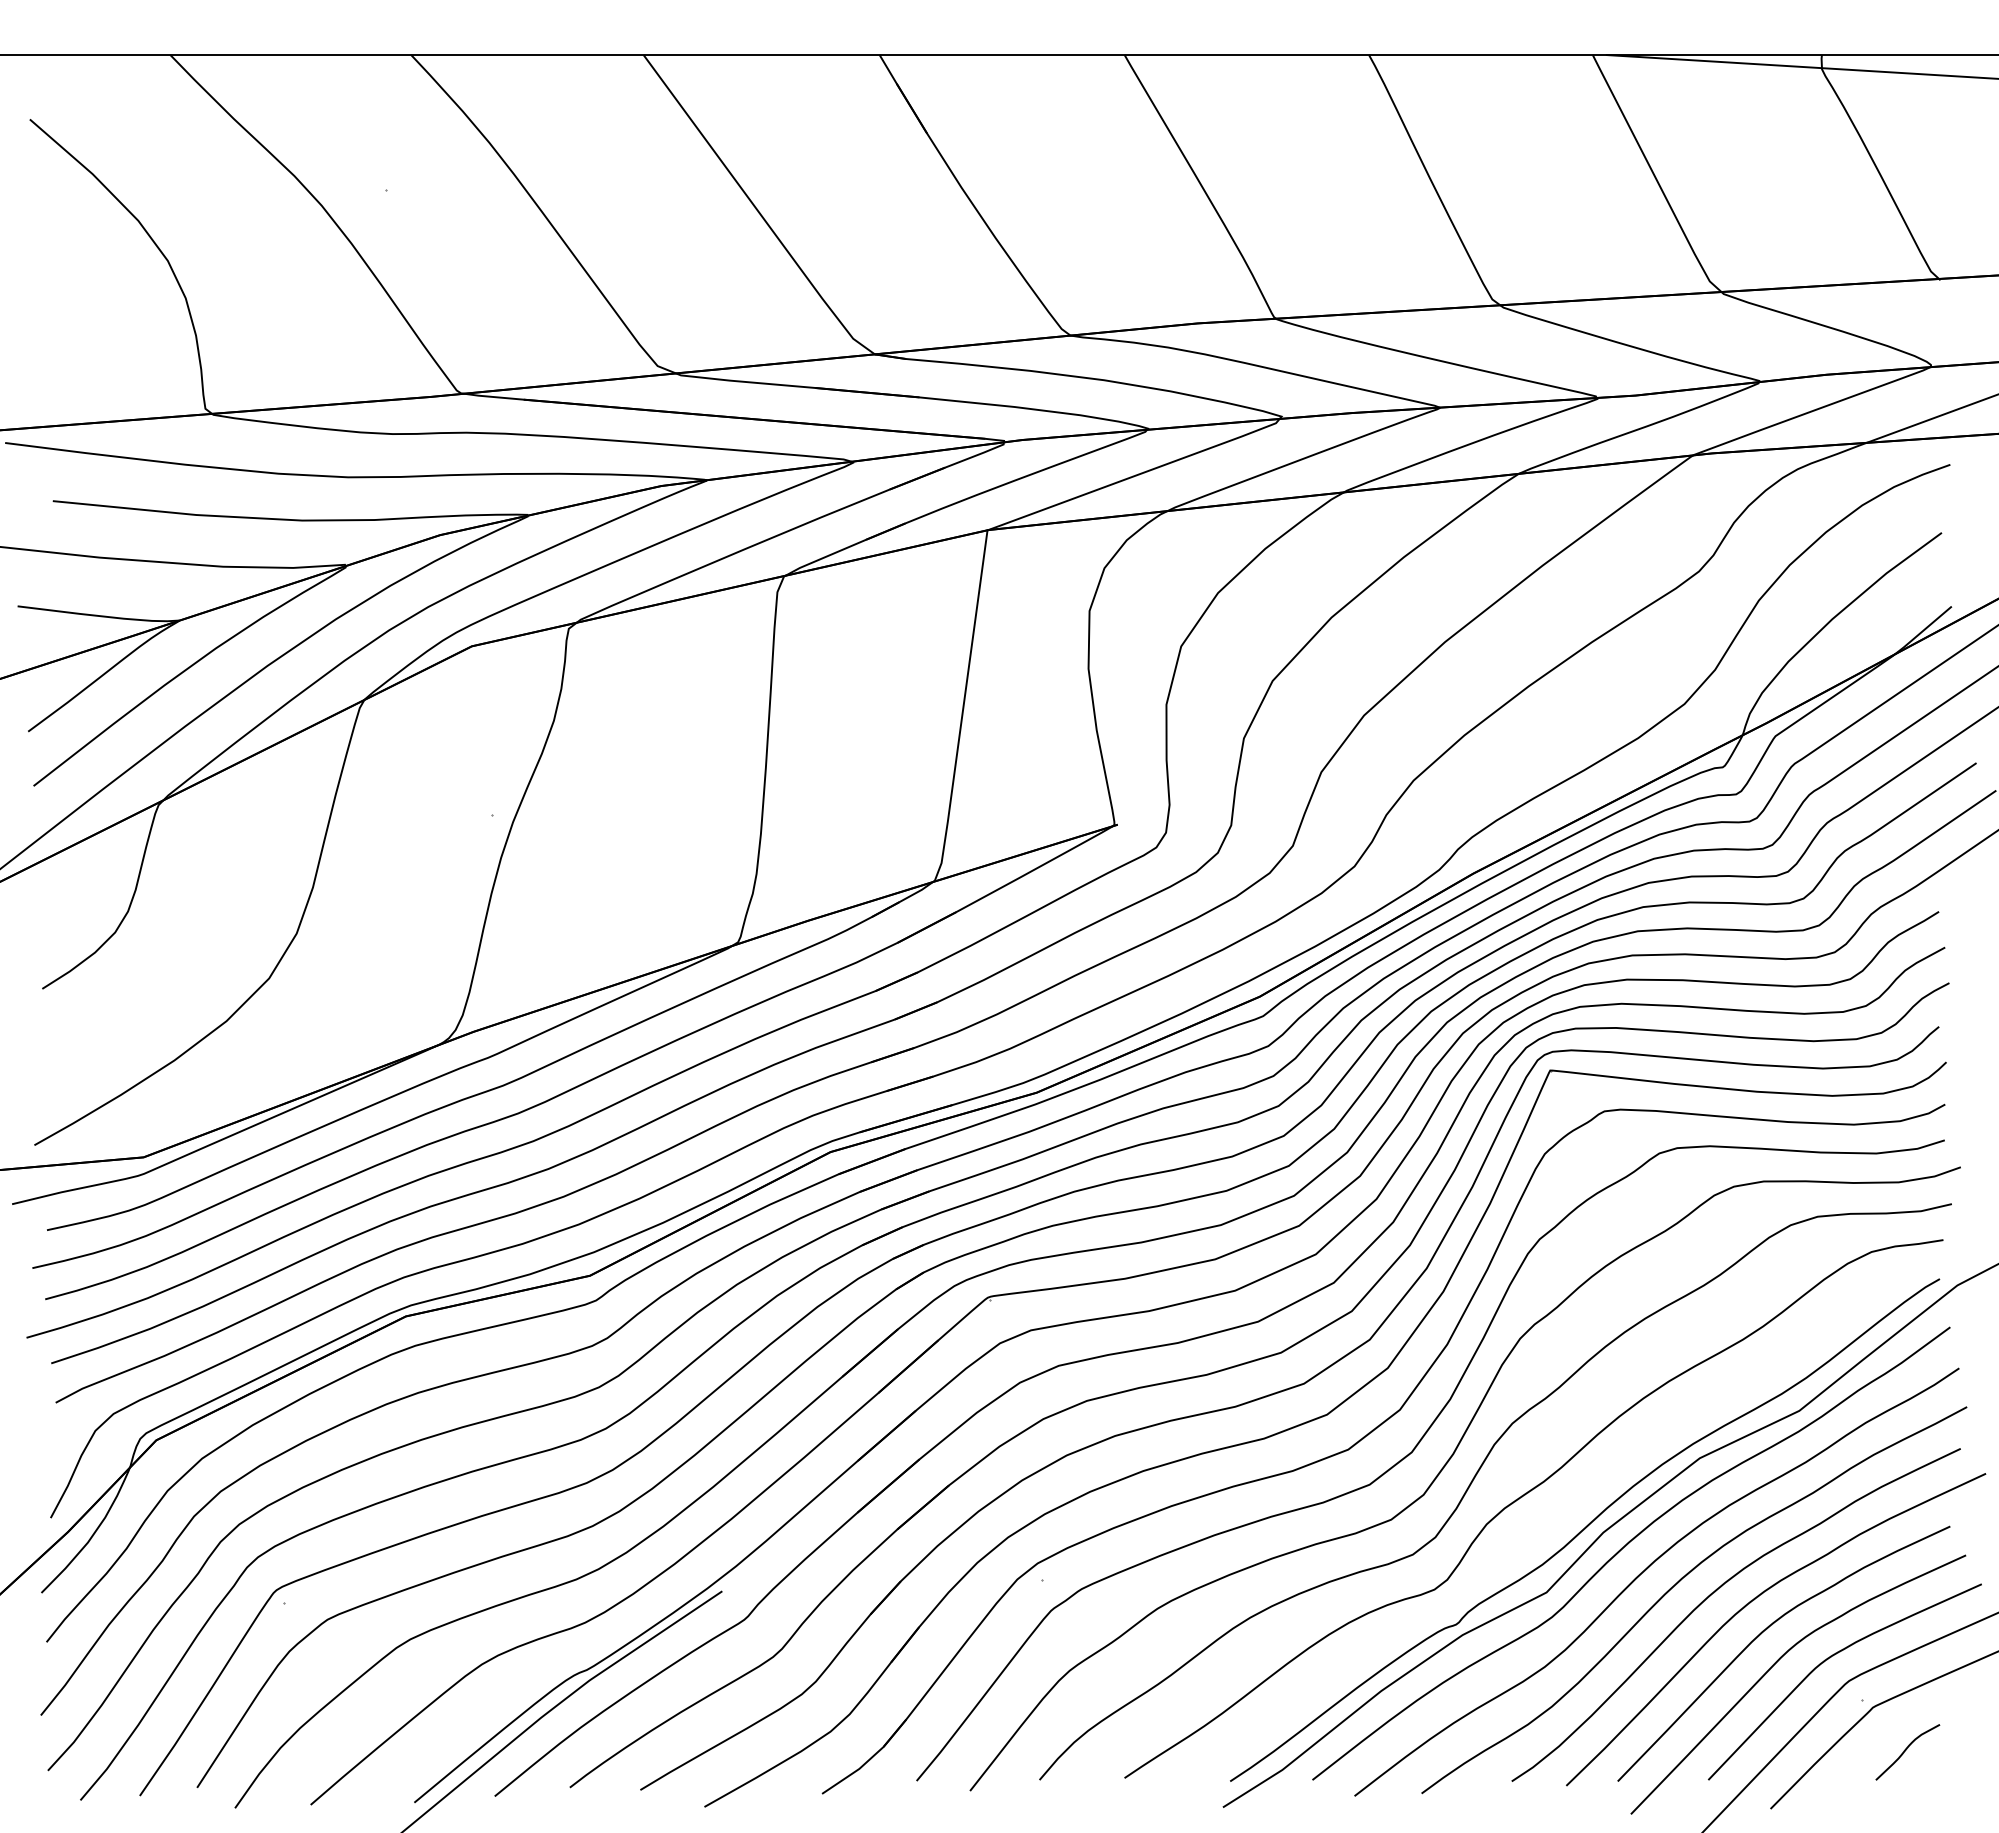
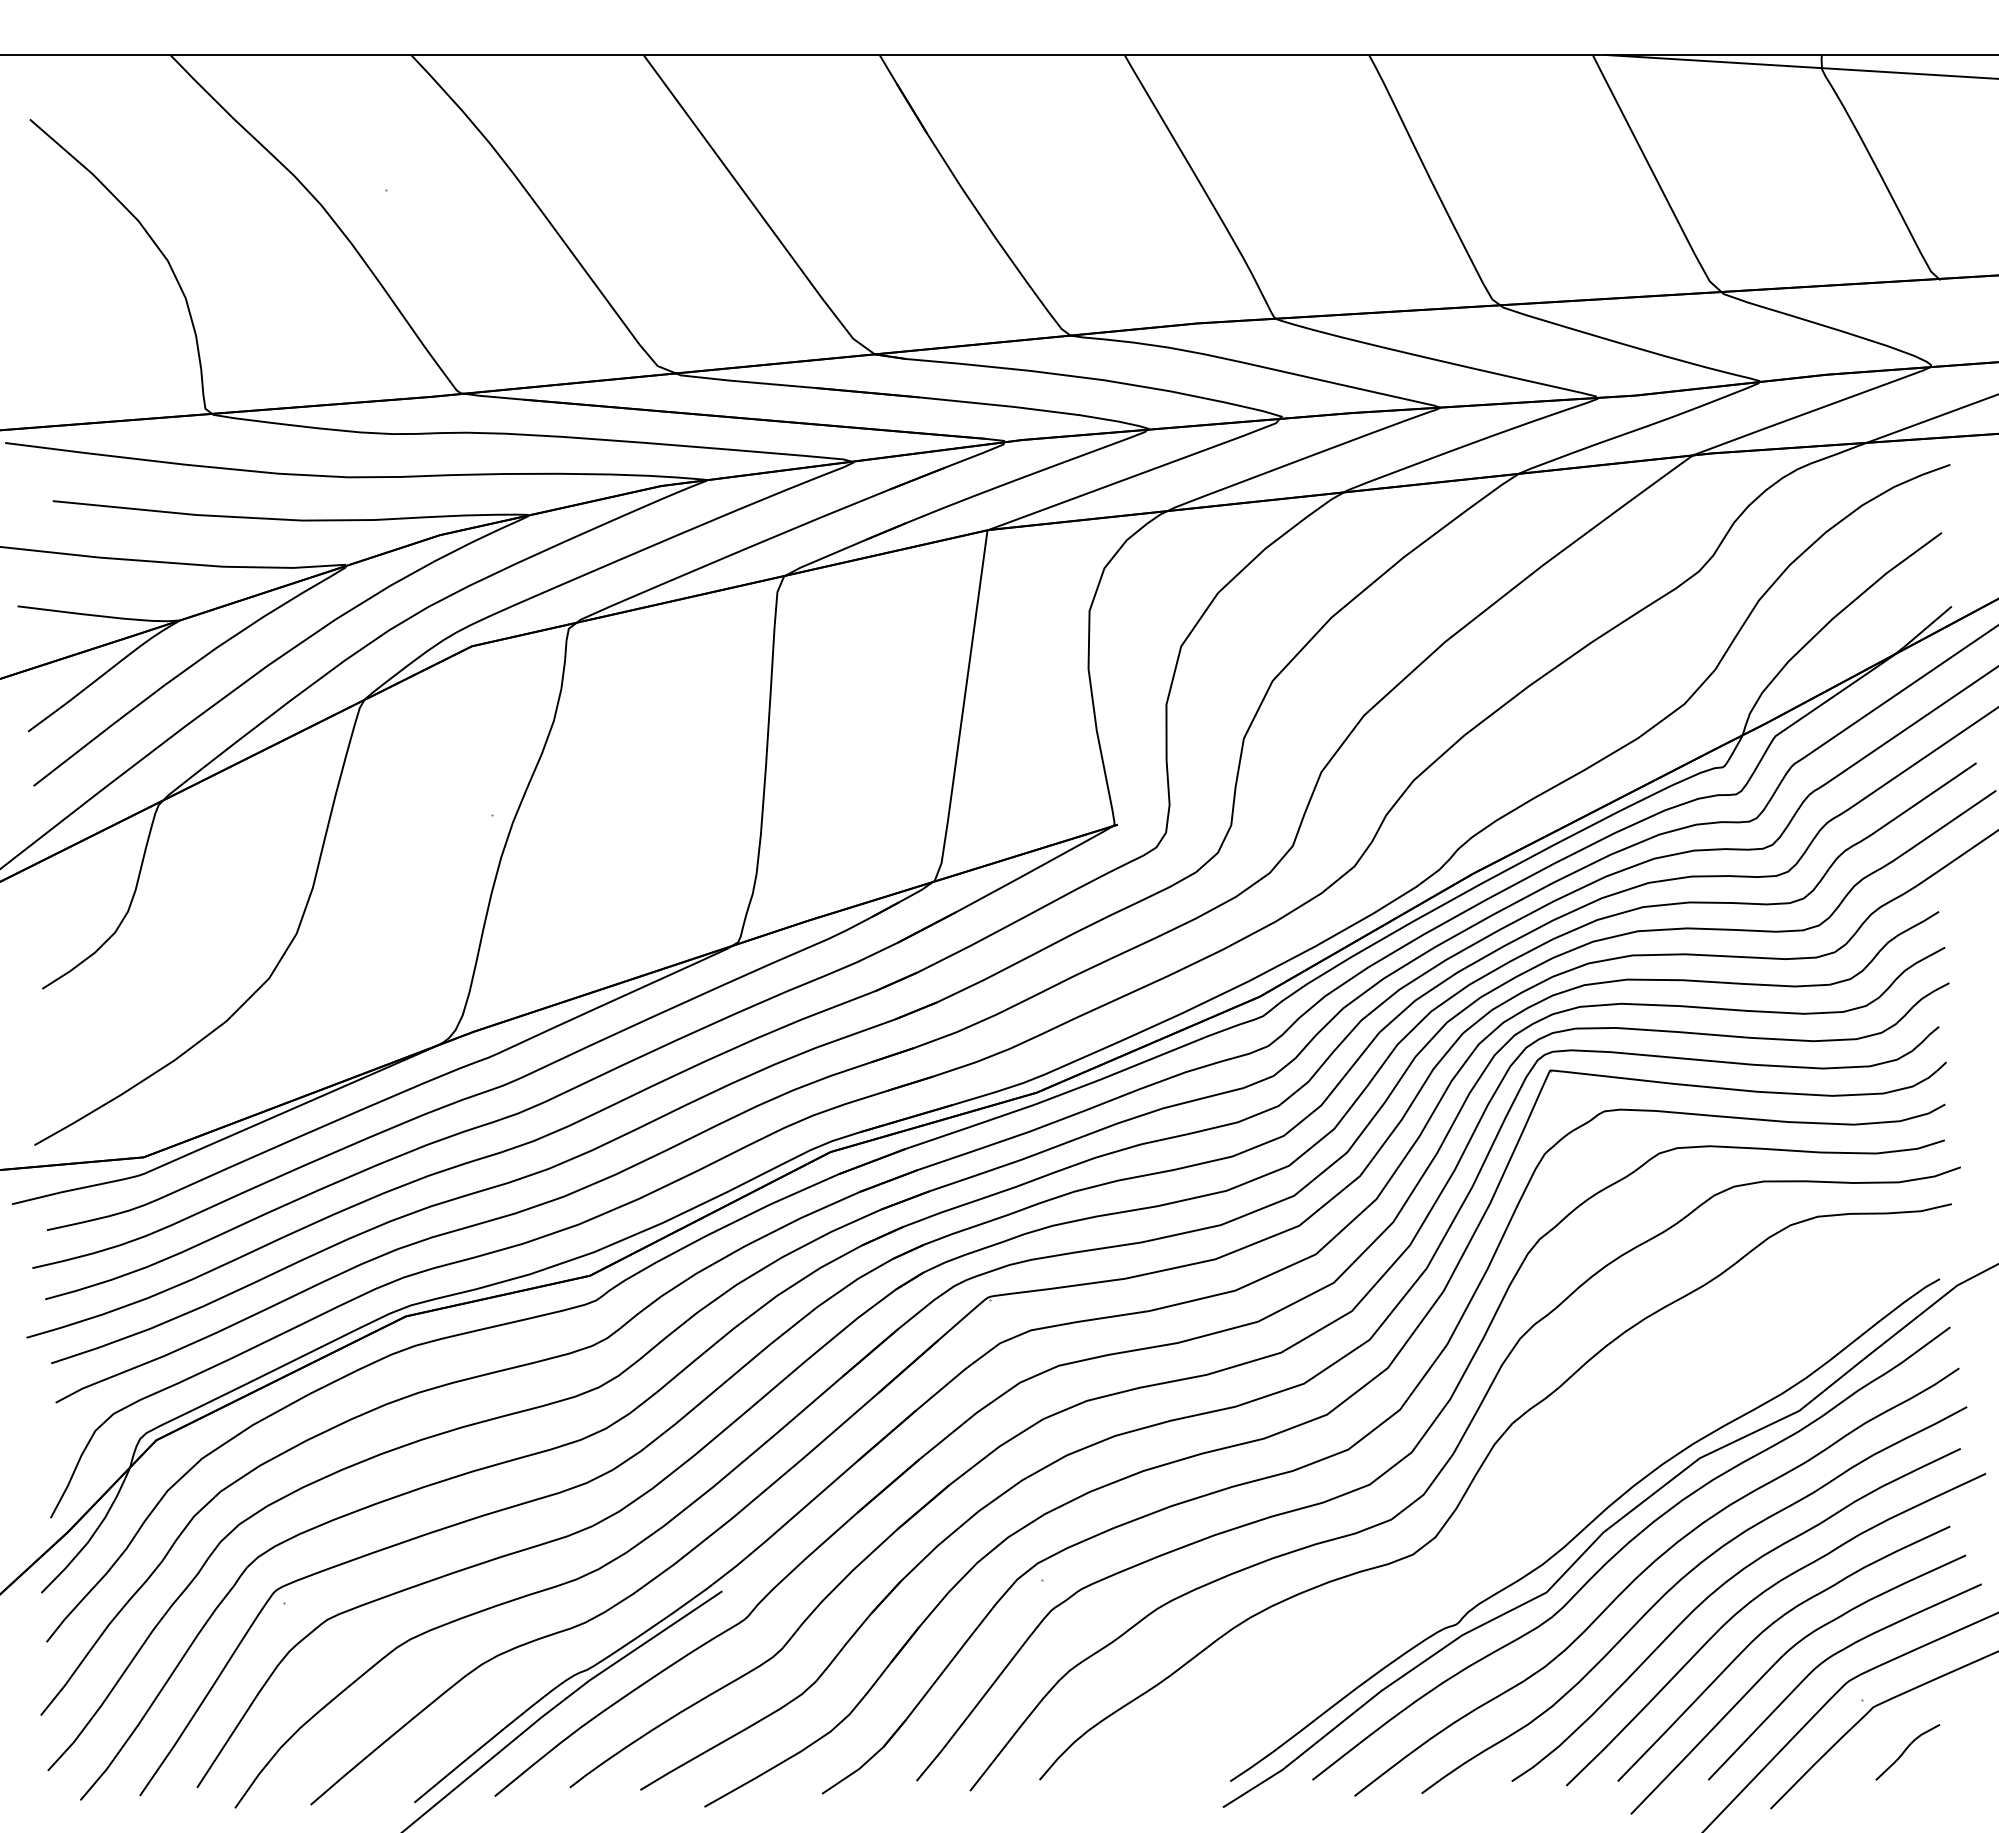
curve: present -> none (1525, 1495)
